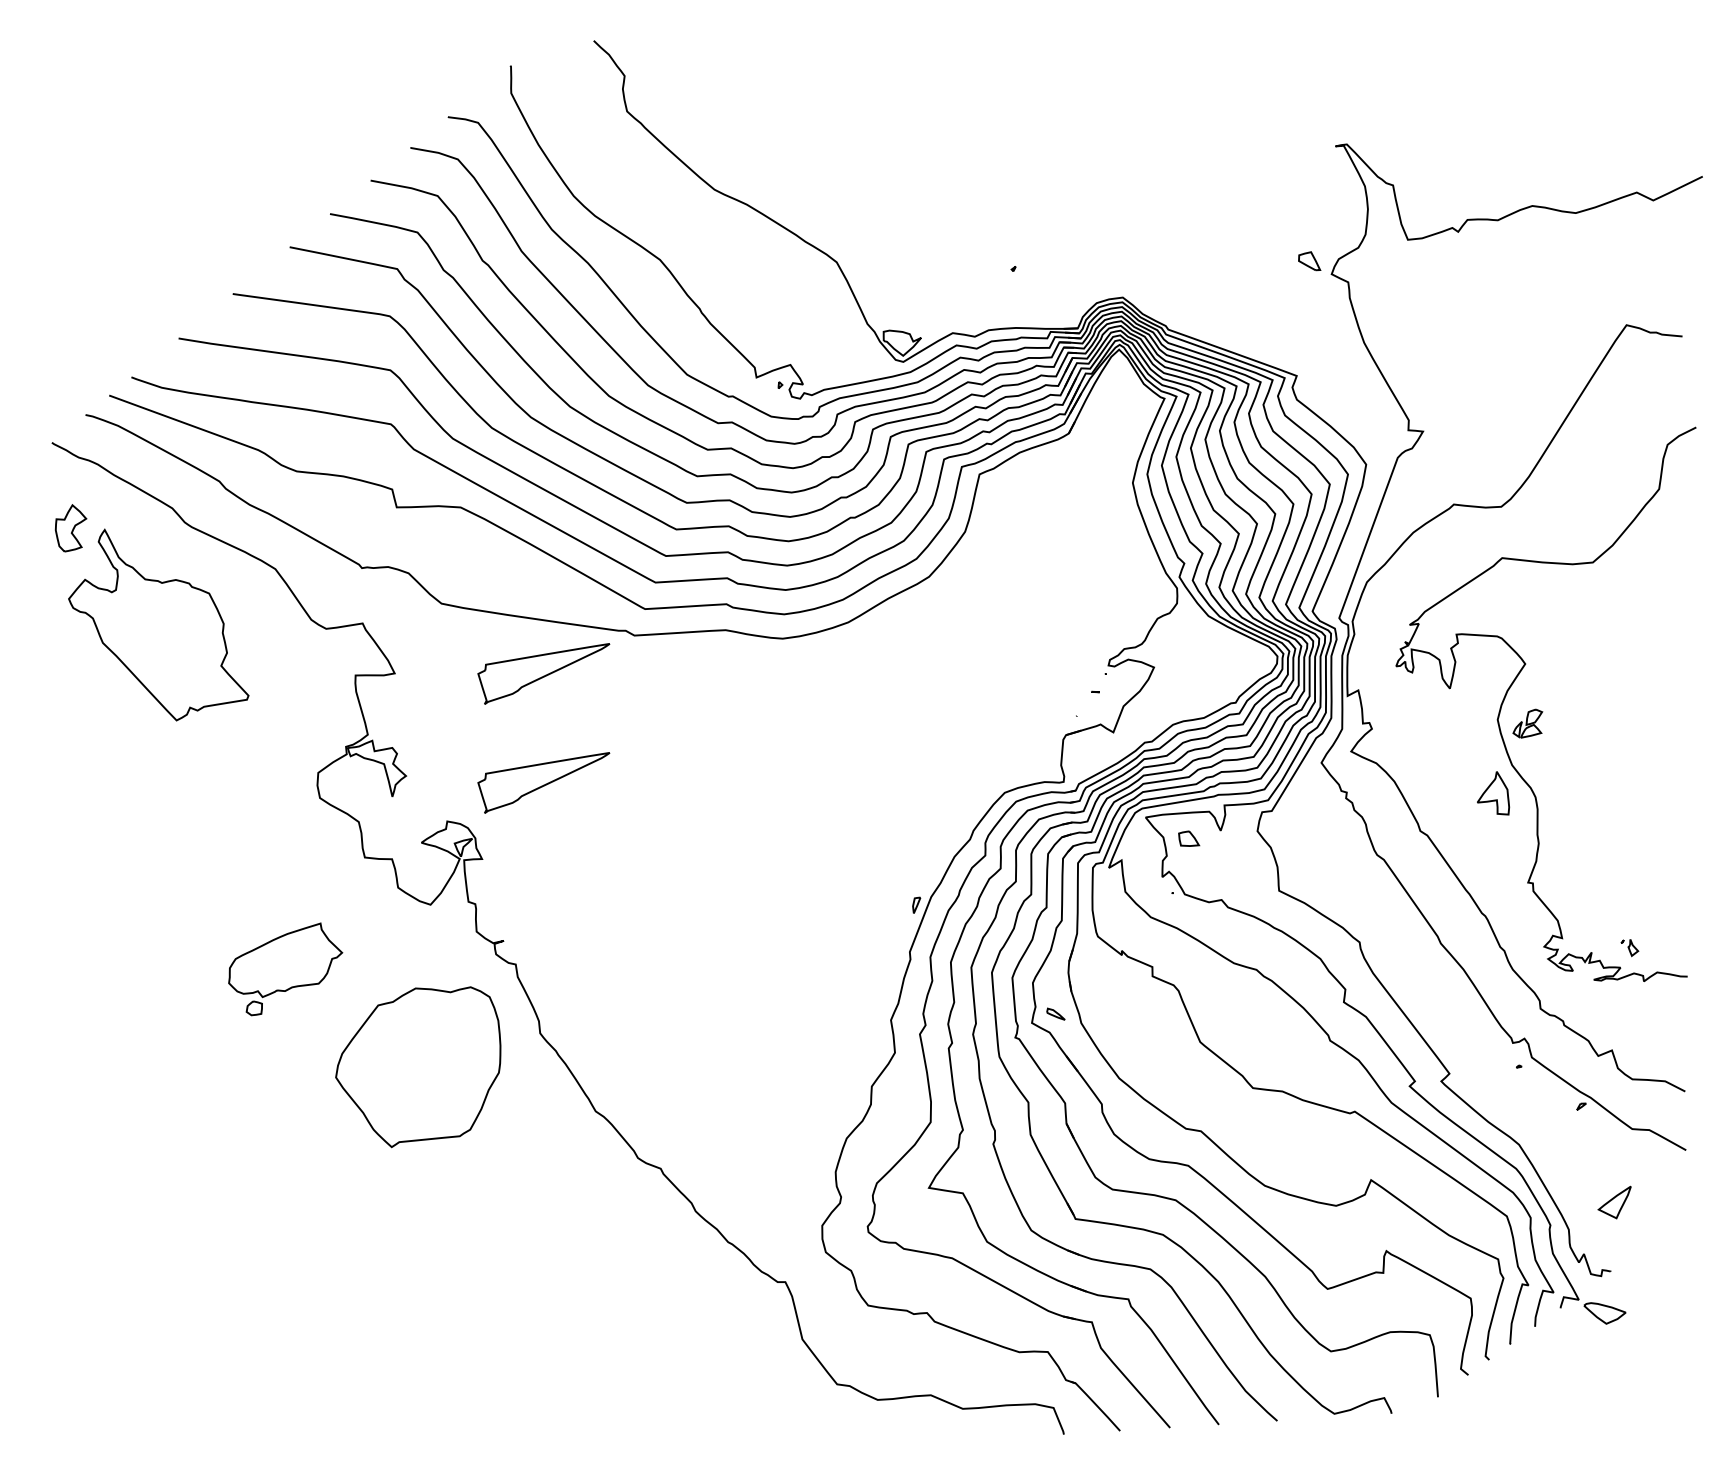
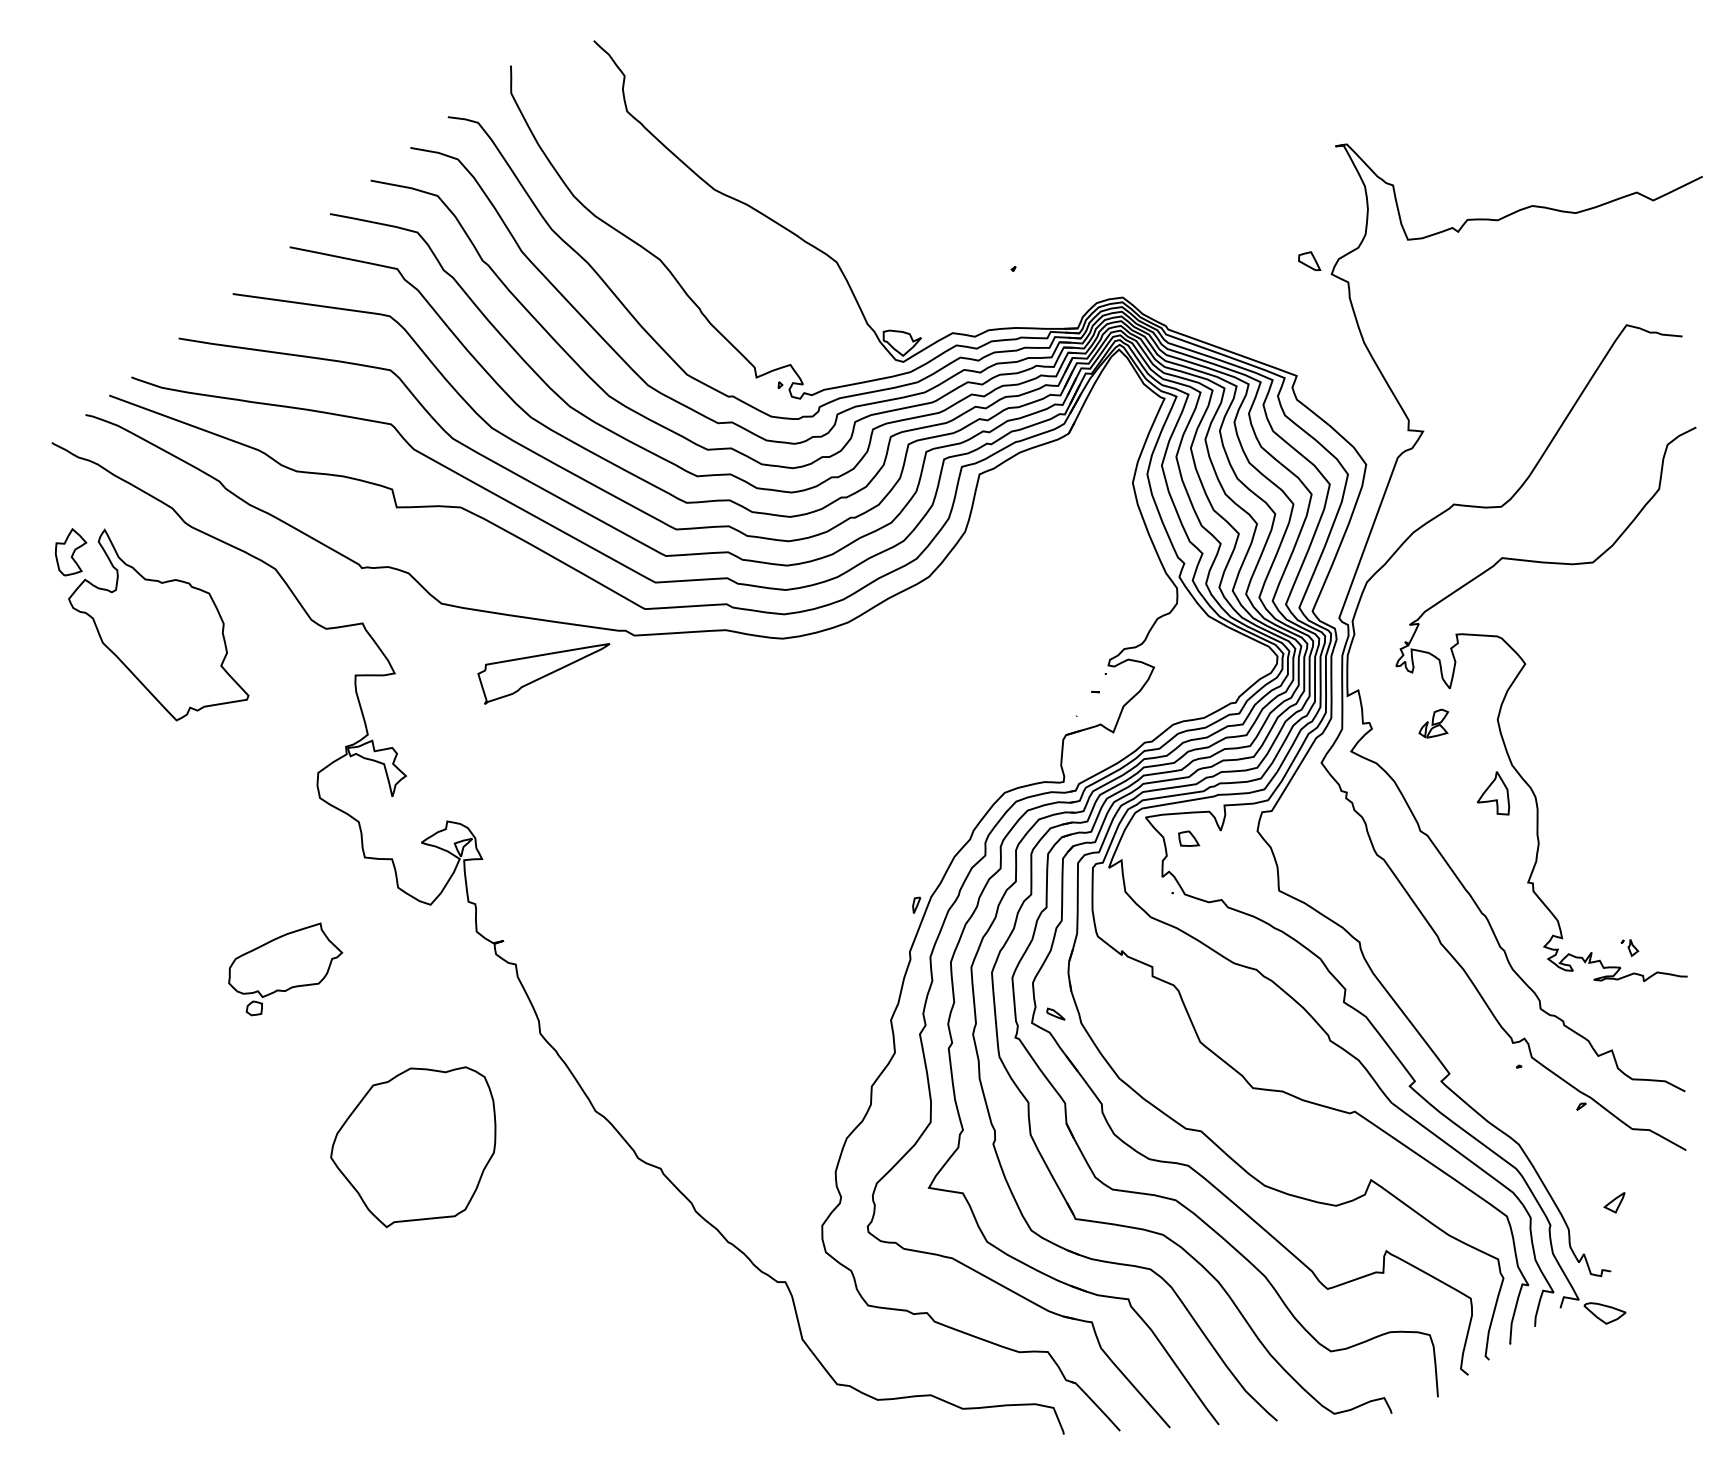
part position: (70, 528) -> (70, 552) (70, 552)
part position: (1527, 723) -> (1433, 723) (1433, 723)
part: present -> none (543, 782)
part position: (418, 1067) -> (413, 1147) (413, 1147)
part size: 35x35 px -> 23x22 px (1614, 1202)
